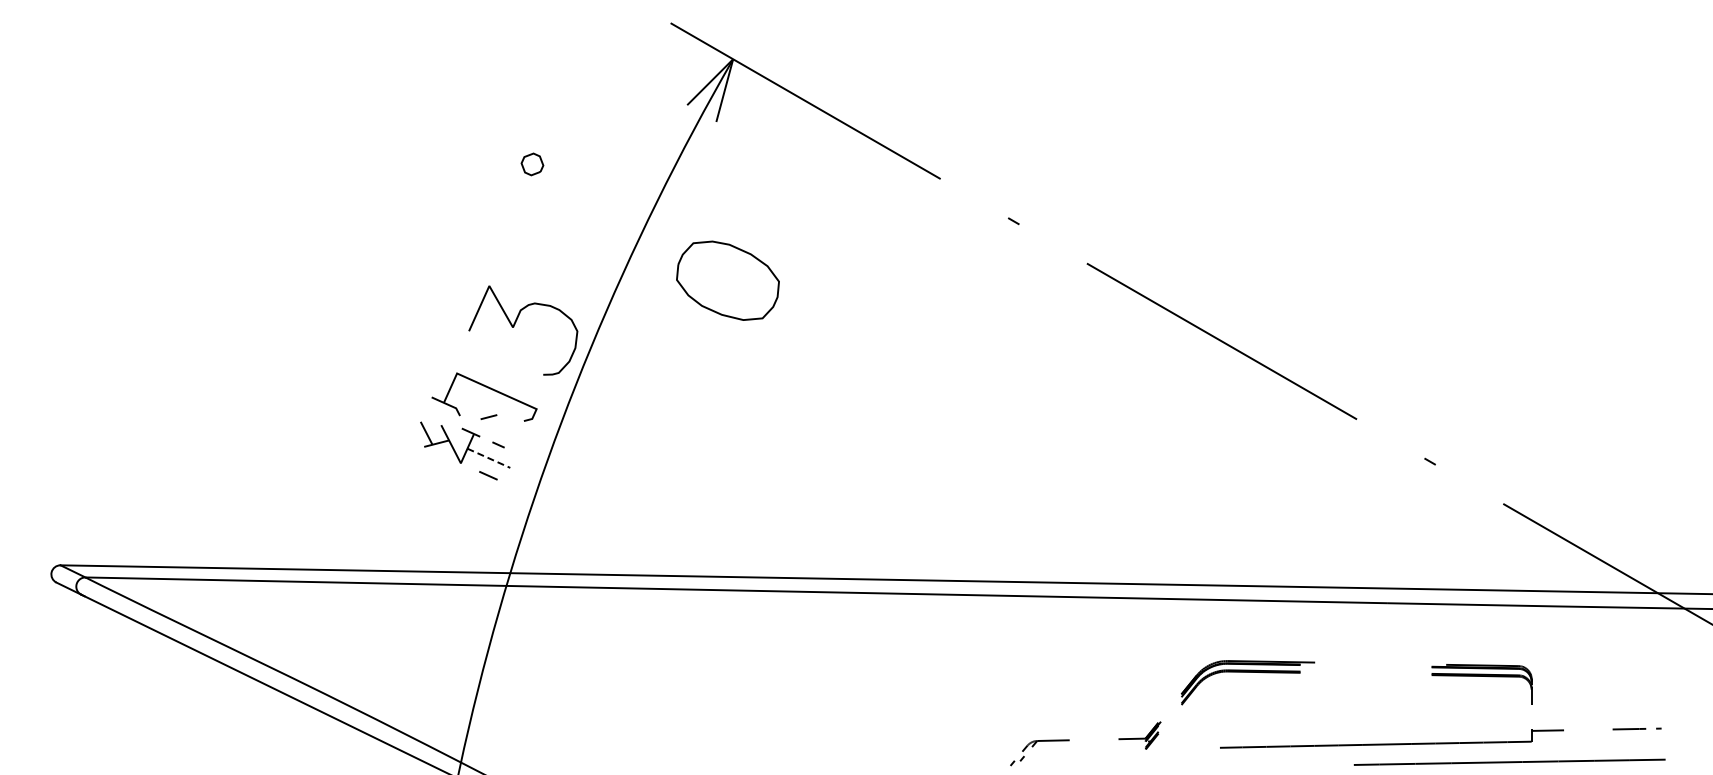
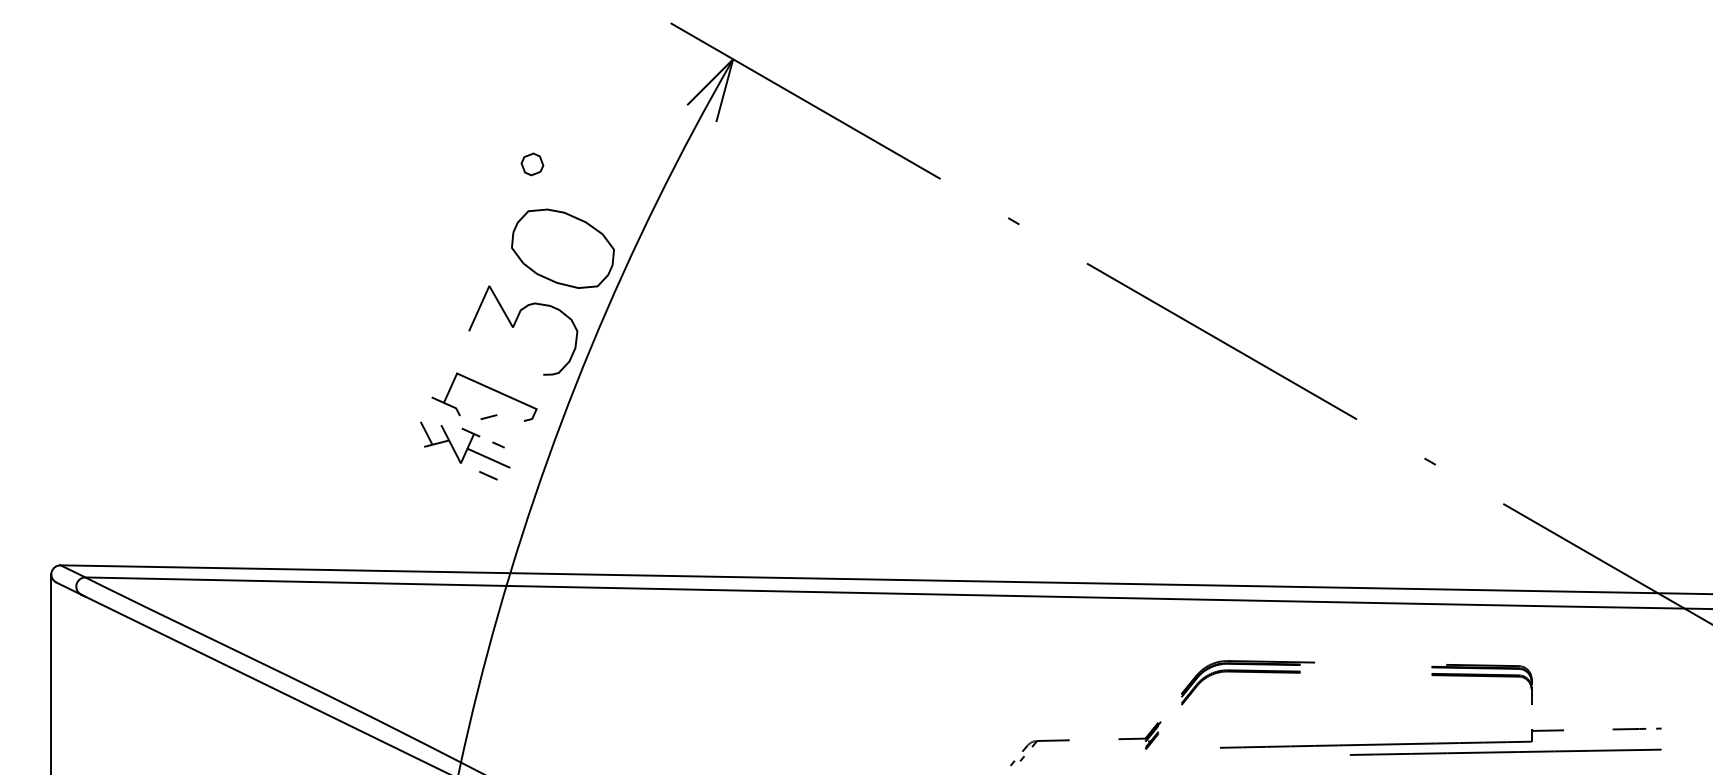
part position: (727, 280) -> (562, 248) (562, 248)
line: dashed -> solid (489, 458)
line: none -> present (51, 672)
line position: (1509, 761) -> (1505, 751) (1505, 751)
